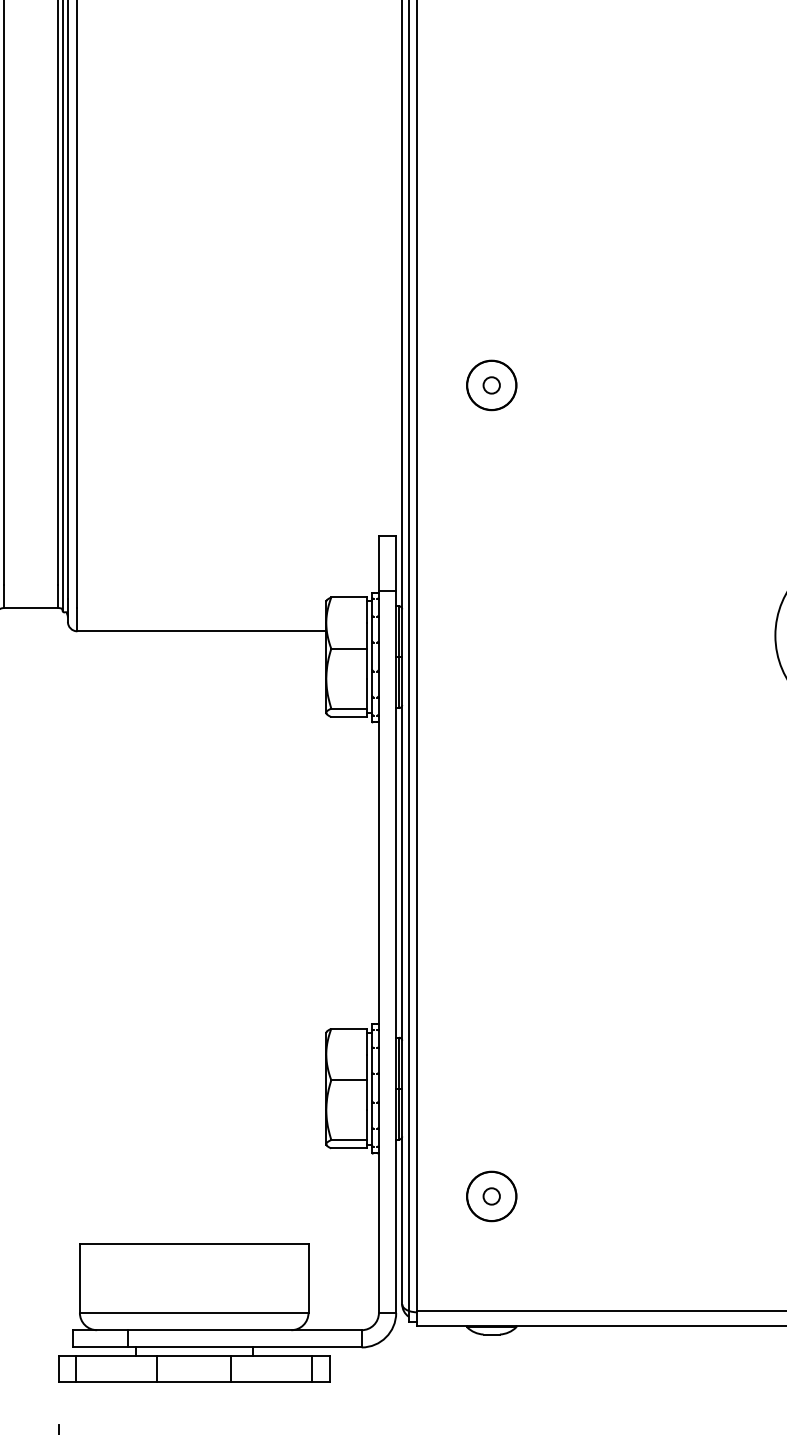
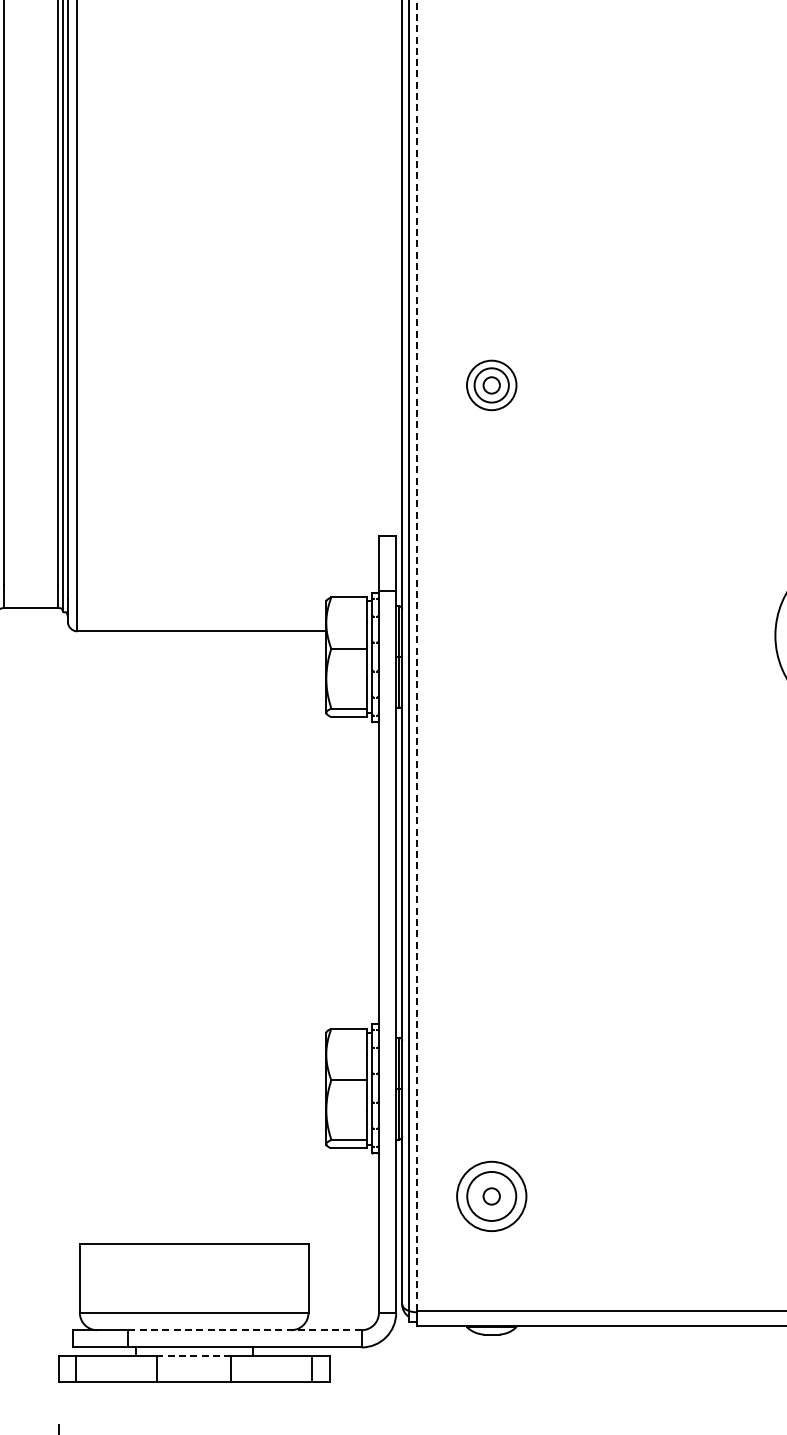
circle diameter: 49 px -> 34 px (491, 385)
line: solid -> dashed (417, 655)
circle diameter: 50 px -> 69 px (491, 1196)
line: solid -> dashed (245, 1330)
line: solid -> dashed (193, 1356)
